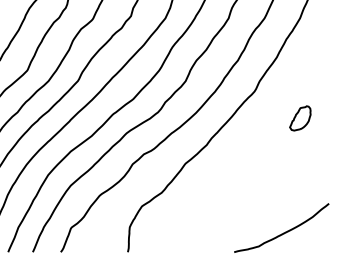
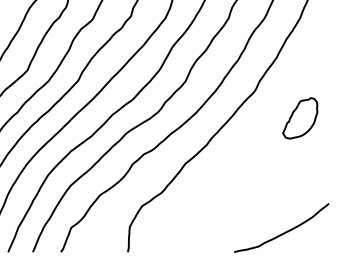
part size: 23x27 px -> 37x43 px (300, 118)
